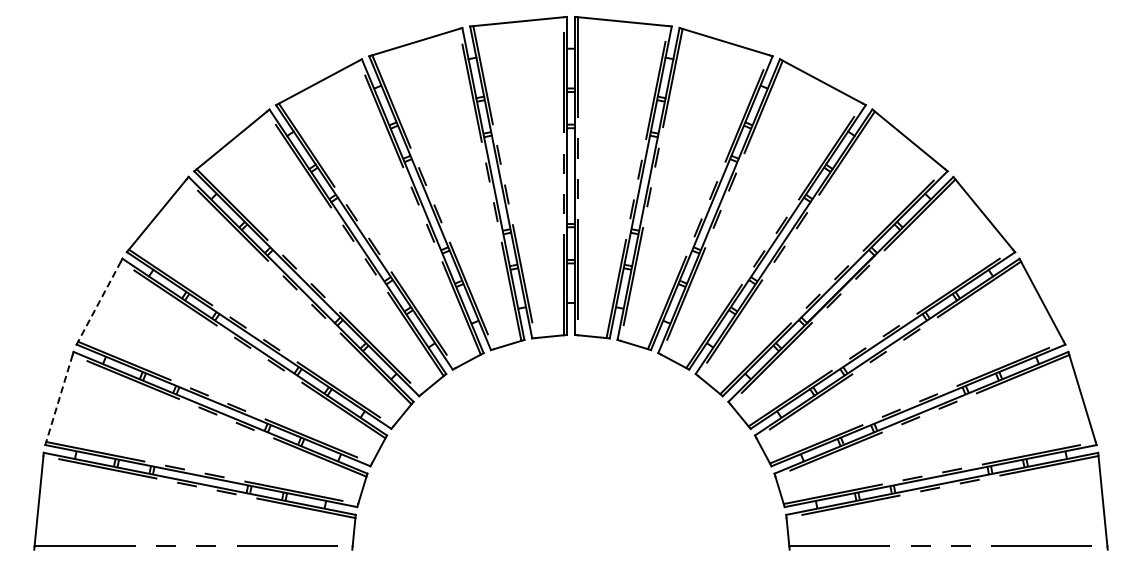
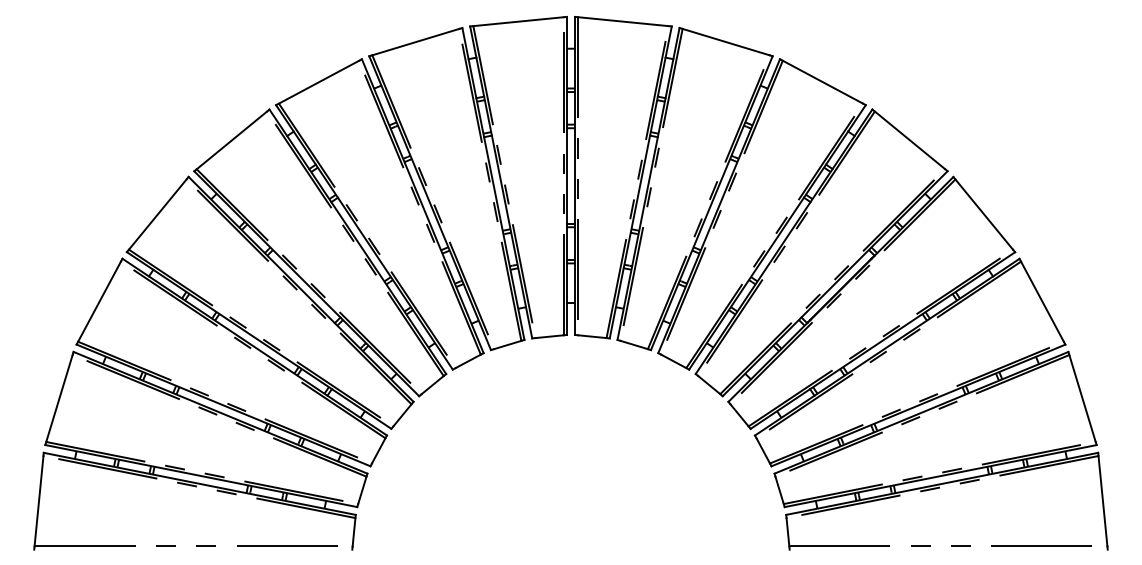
line: dashed -> solid (99, 302)
line: dashed -> solid (59, 398)
